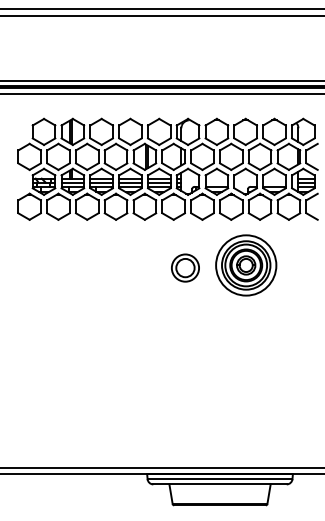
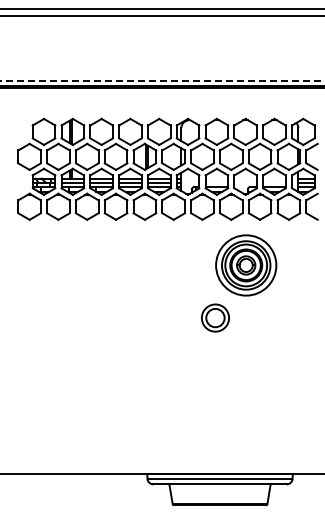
line: solid -> dashed (162, 80)
line: present -> none (161, 94)
part position: (185, 267) -> (215, 317) (215, 317)
line: present -> none (161, 467)
